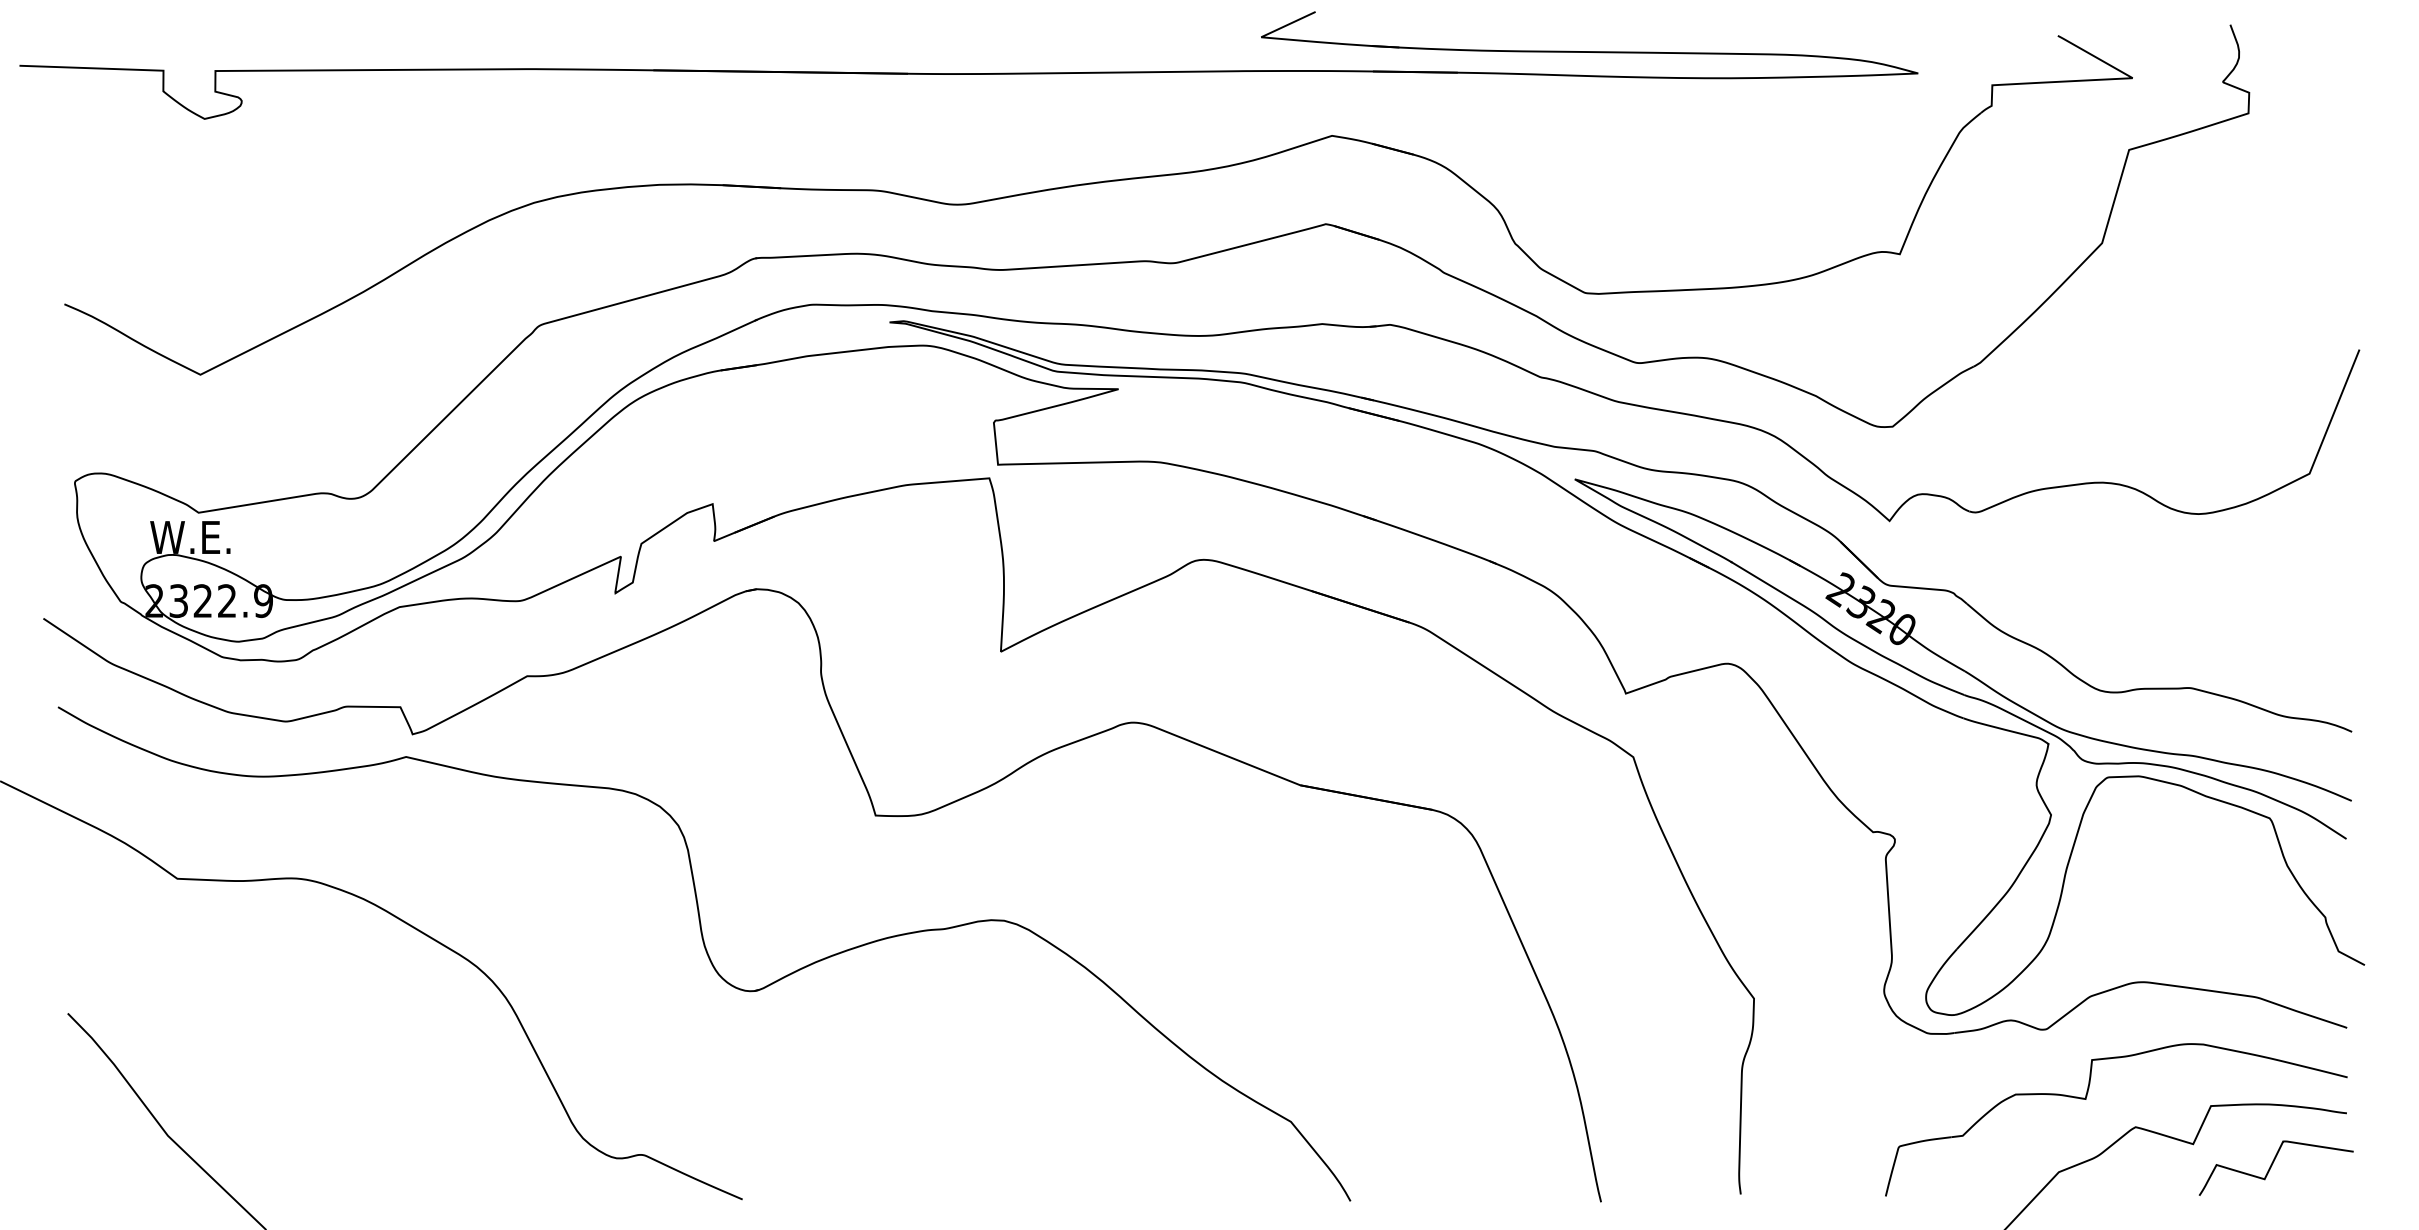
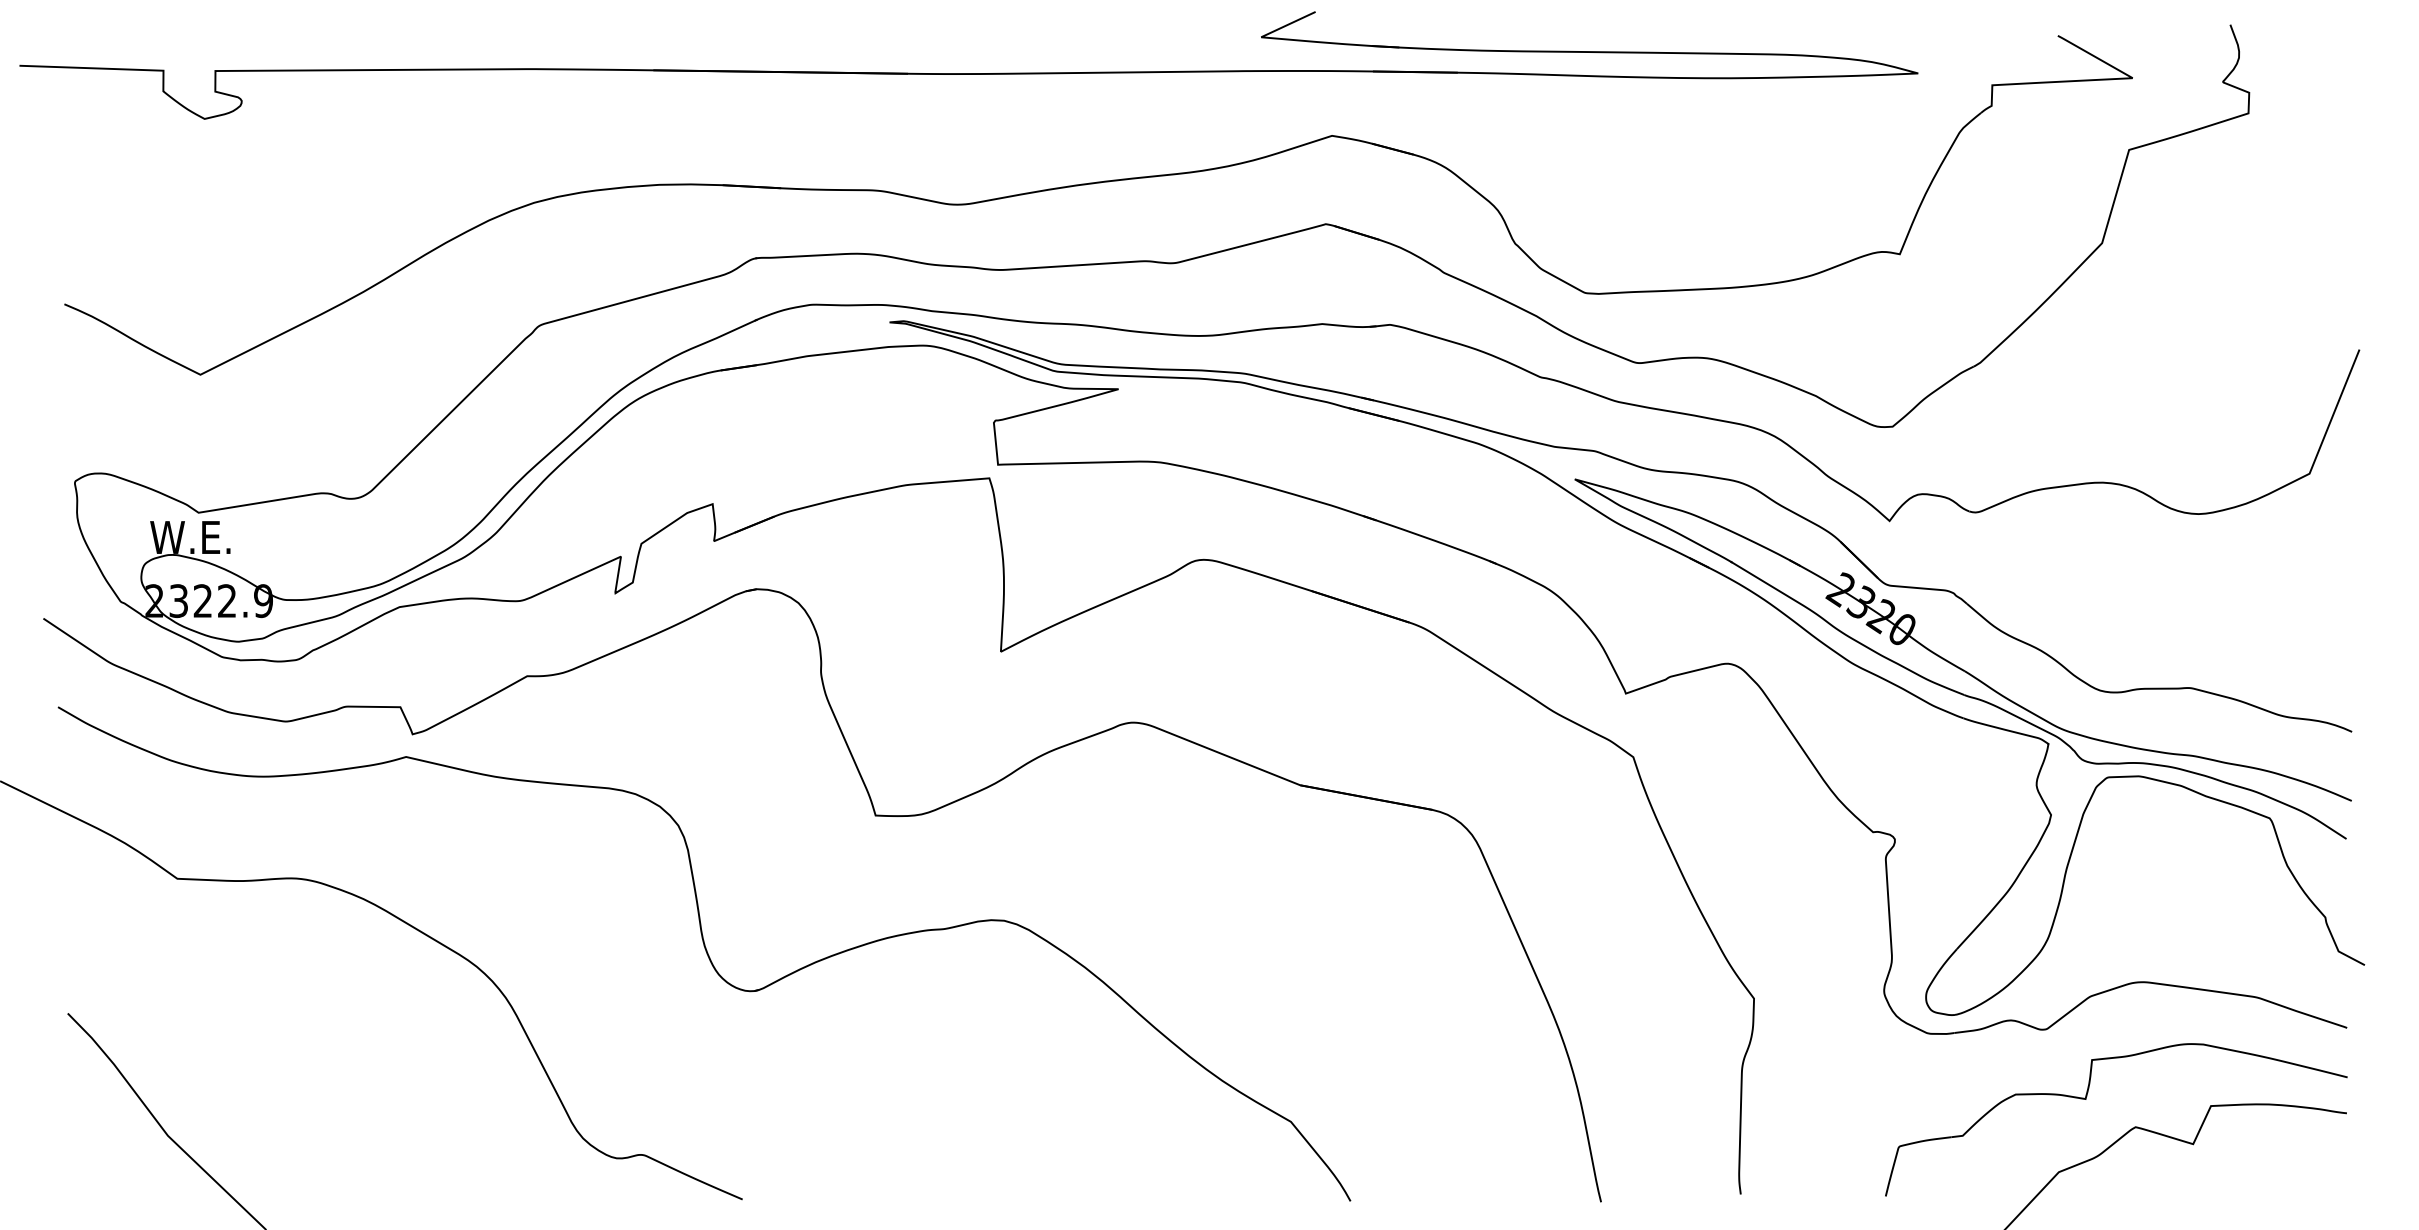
curve: present -> none (2272, 1165)
